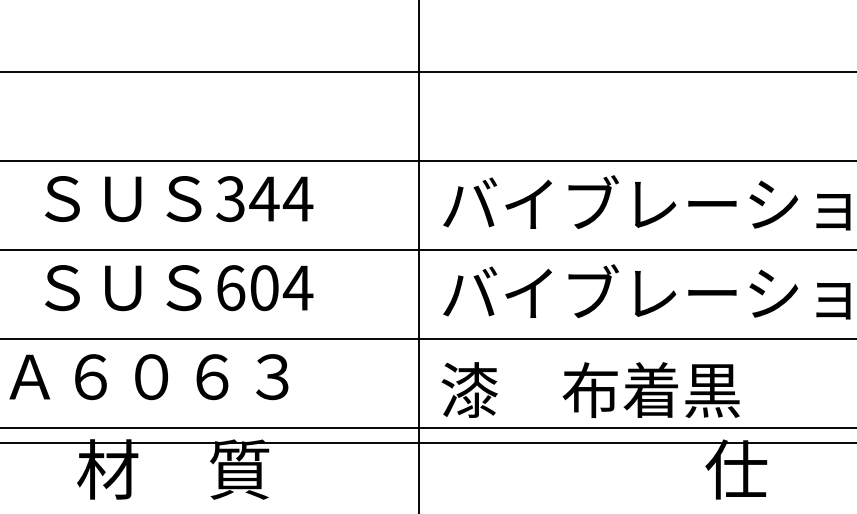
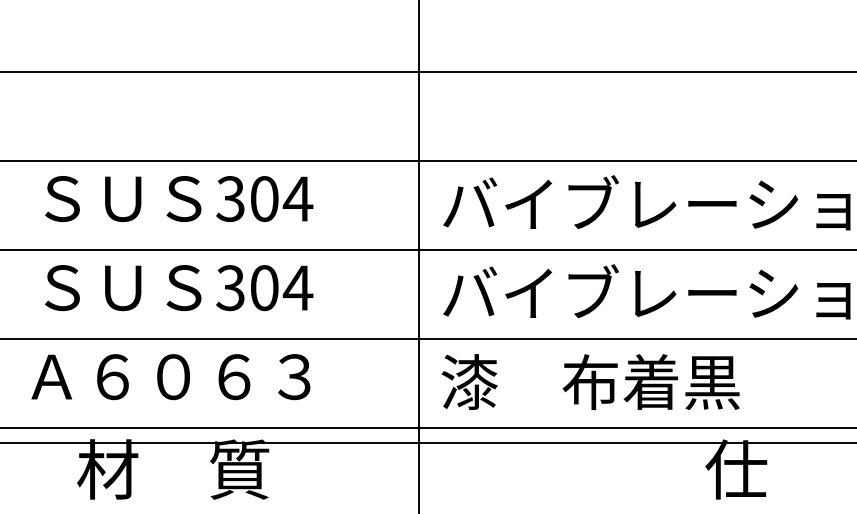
text: 344 -> 304 (264, 199)
text: 604 -> 304 (230, 288)
text position: (148, 377) -> (170, 377) (170, 377)
text position: (590, 390) -> (590, 382) (590, 382)
